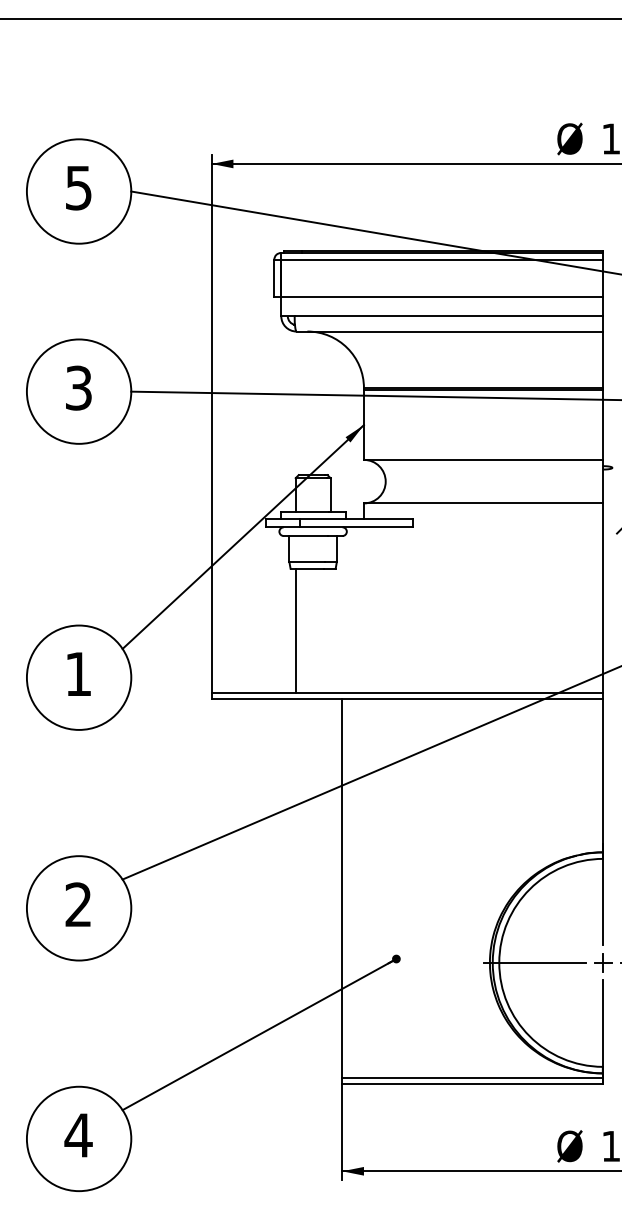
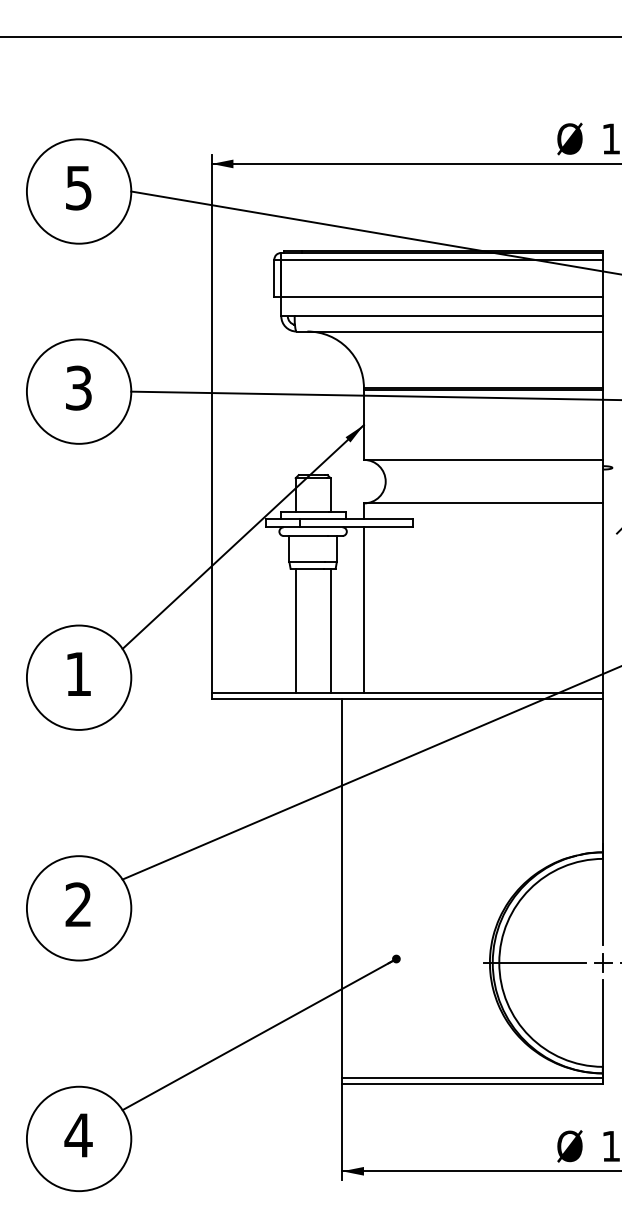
line position: (310, 18) -> (310, 36) (310, 36)
line: none -> present (363, 609)
line: none -> present (330, 630)
